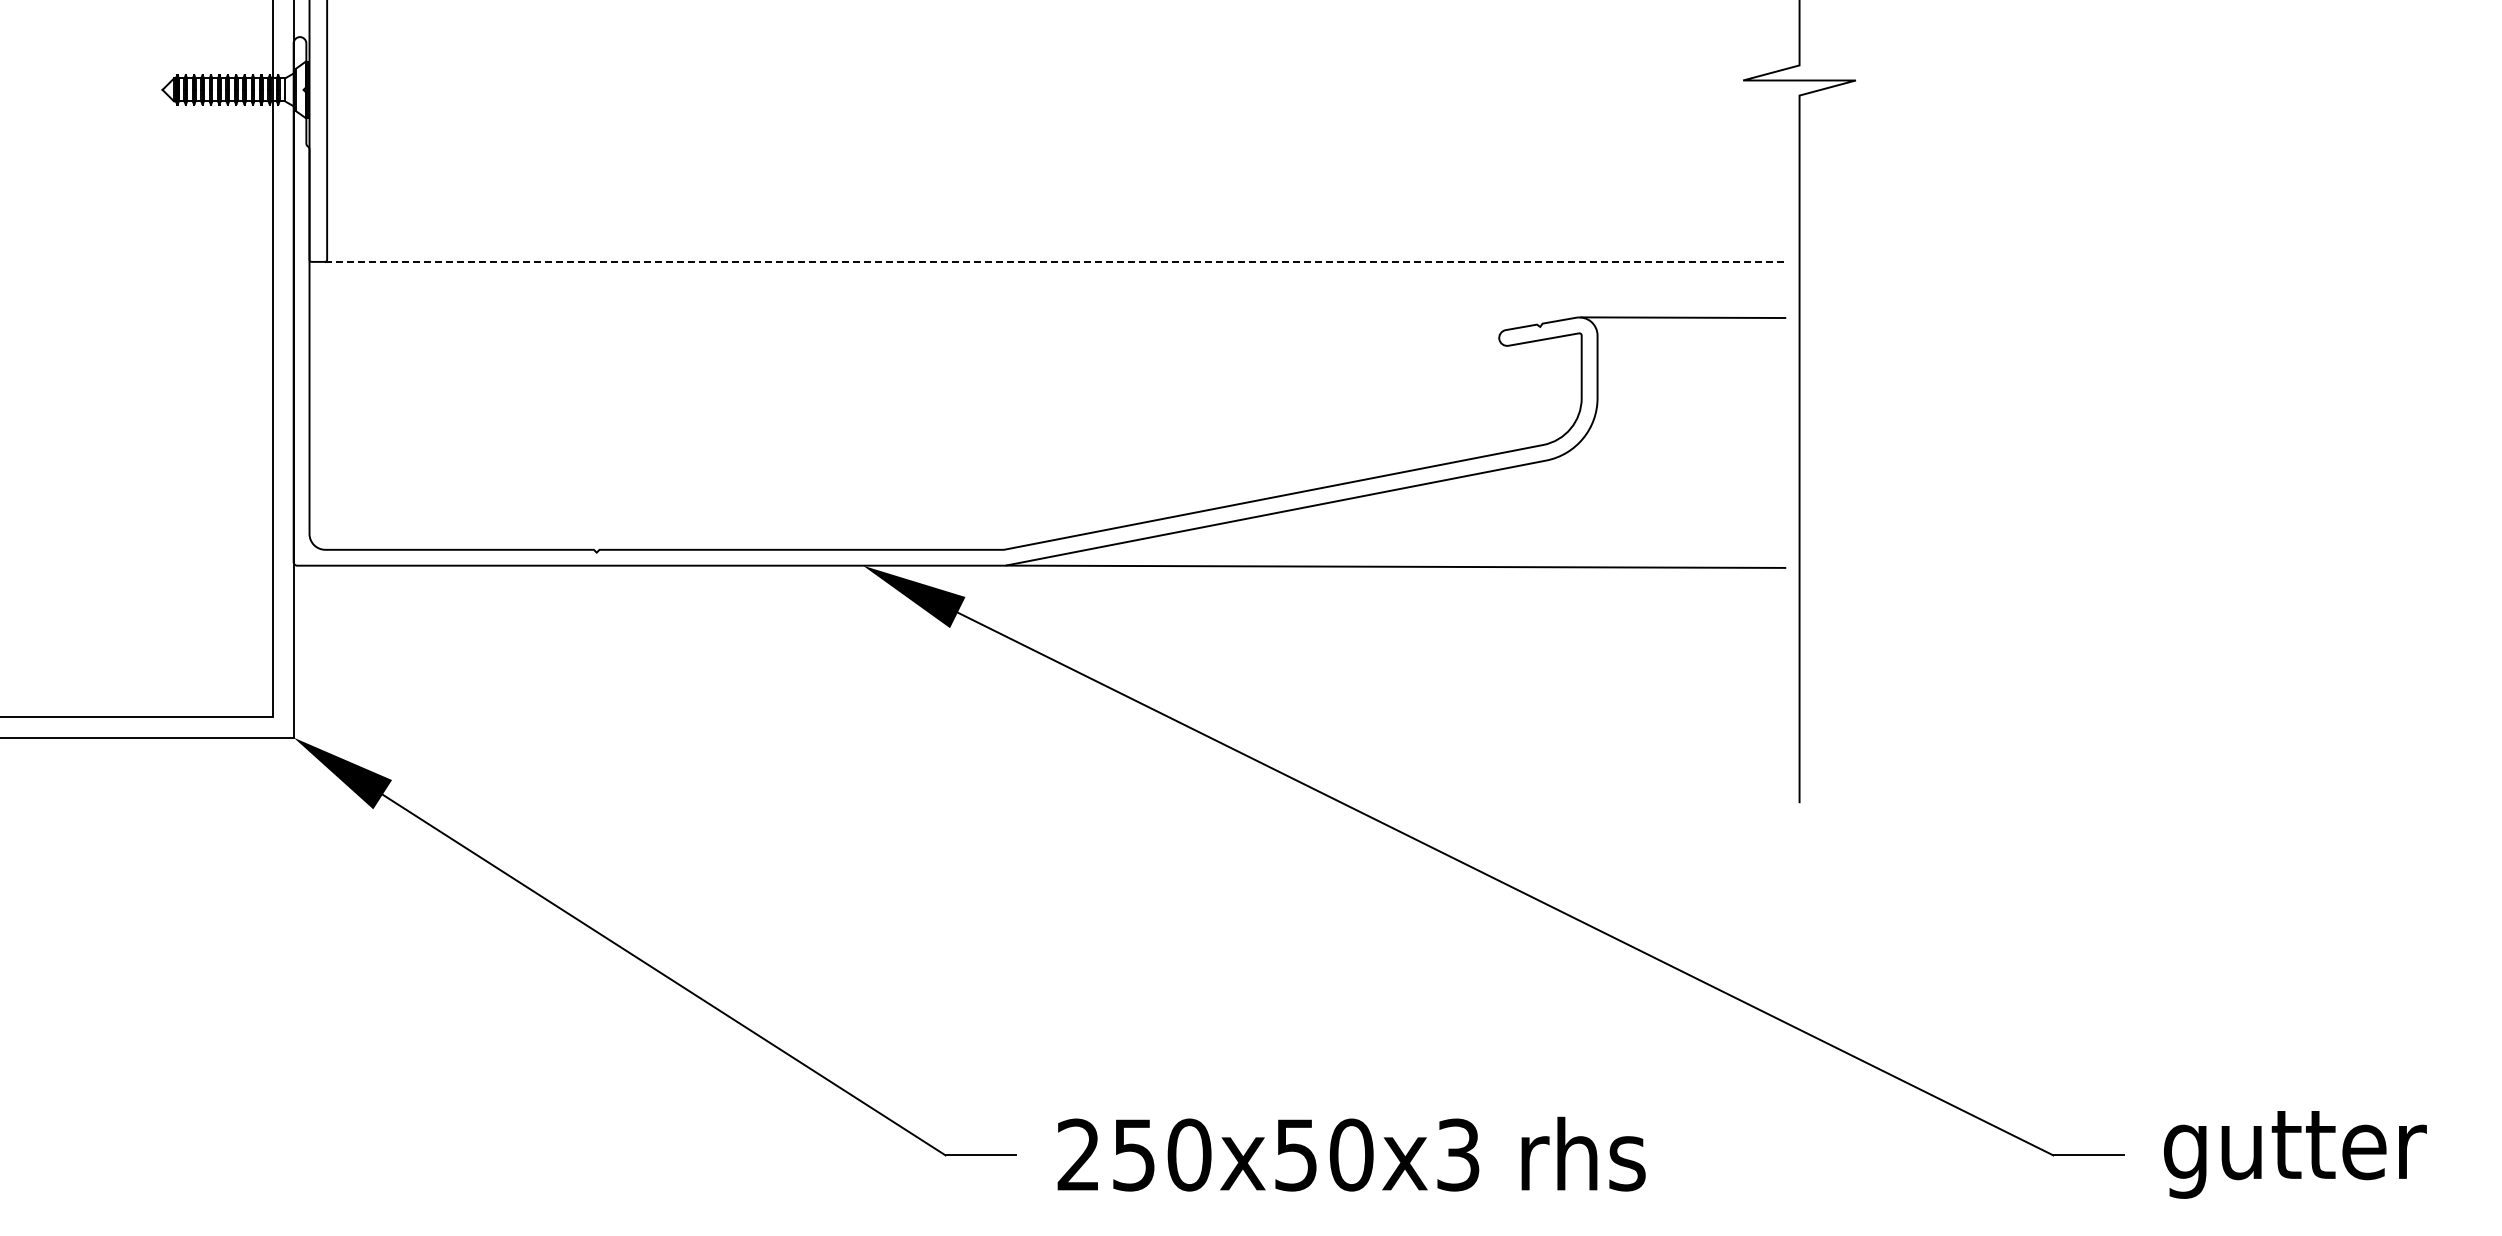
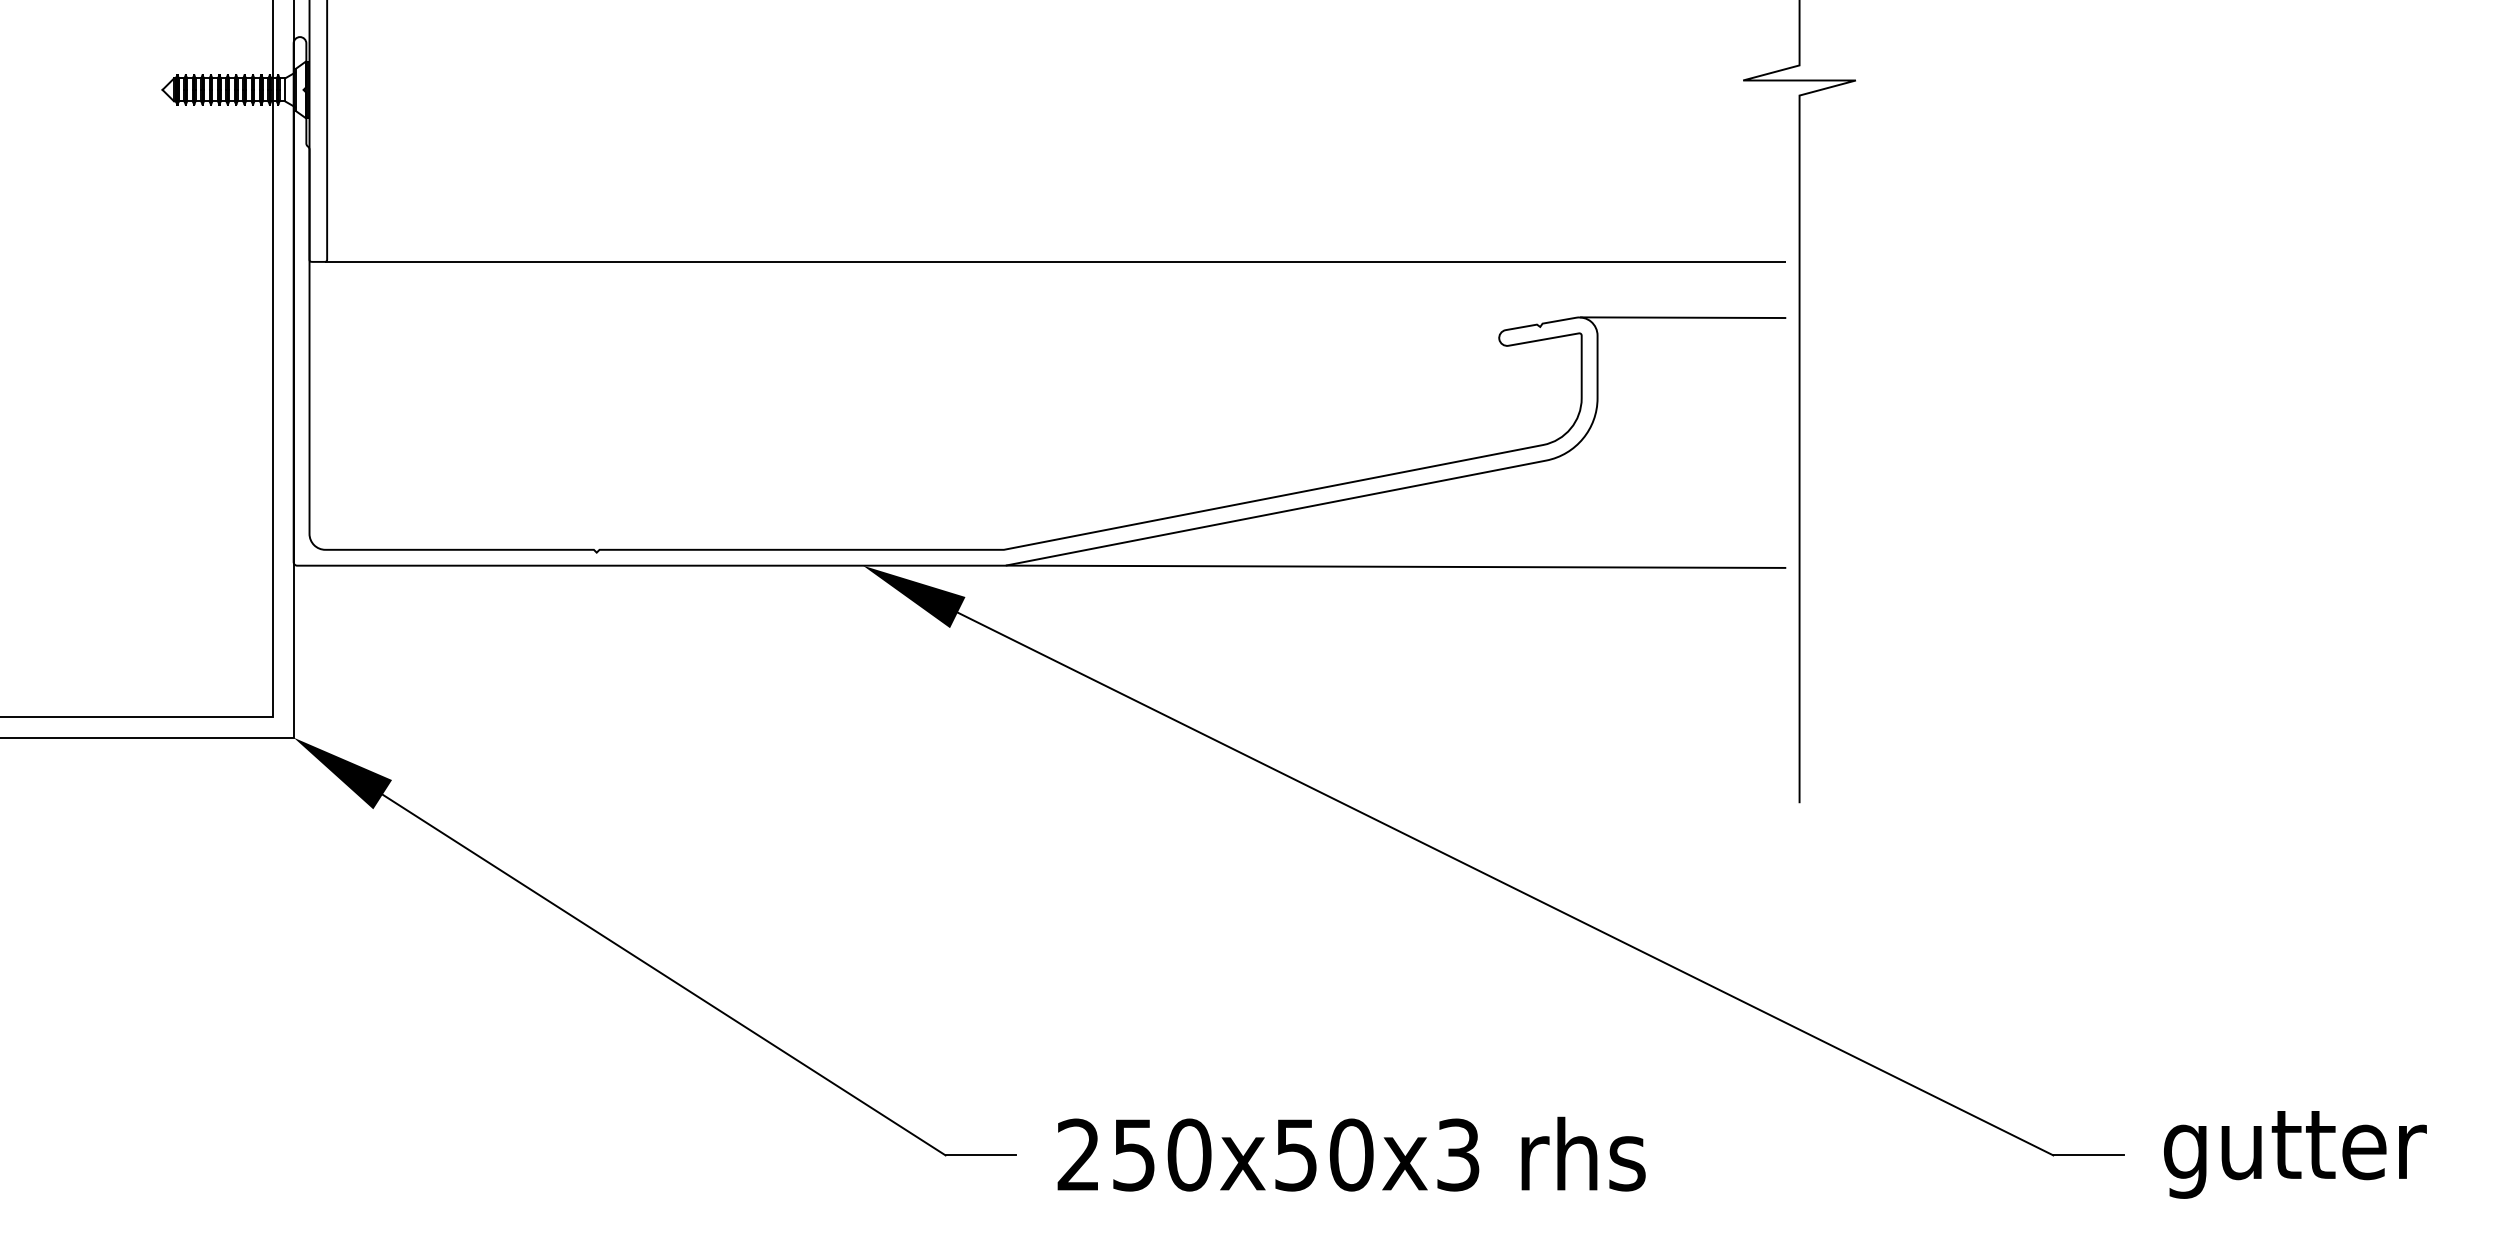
line: dashed -> solid (1055, 261)
